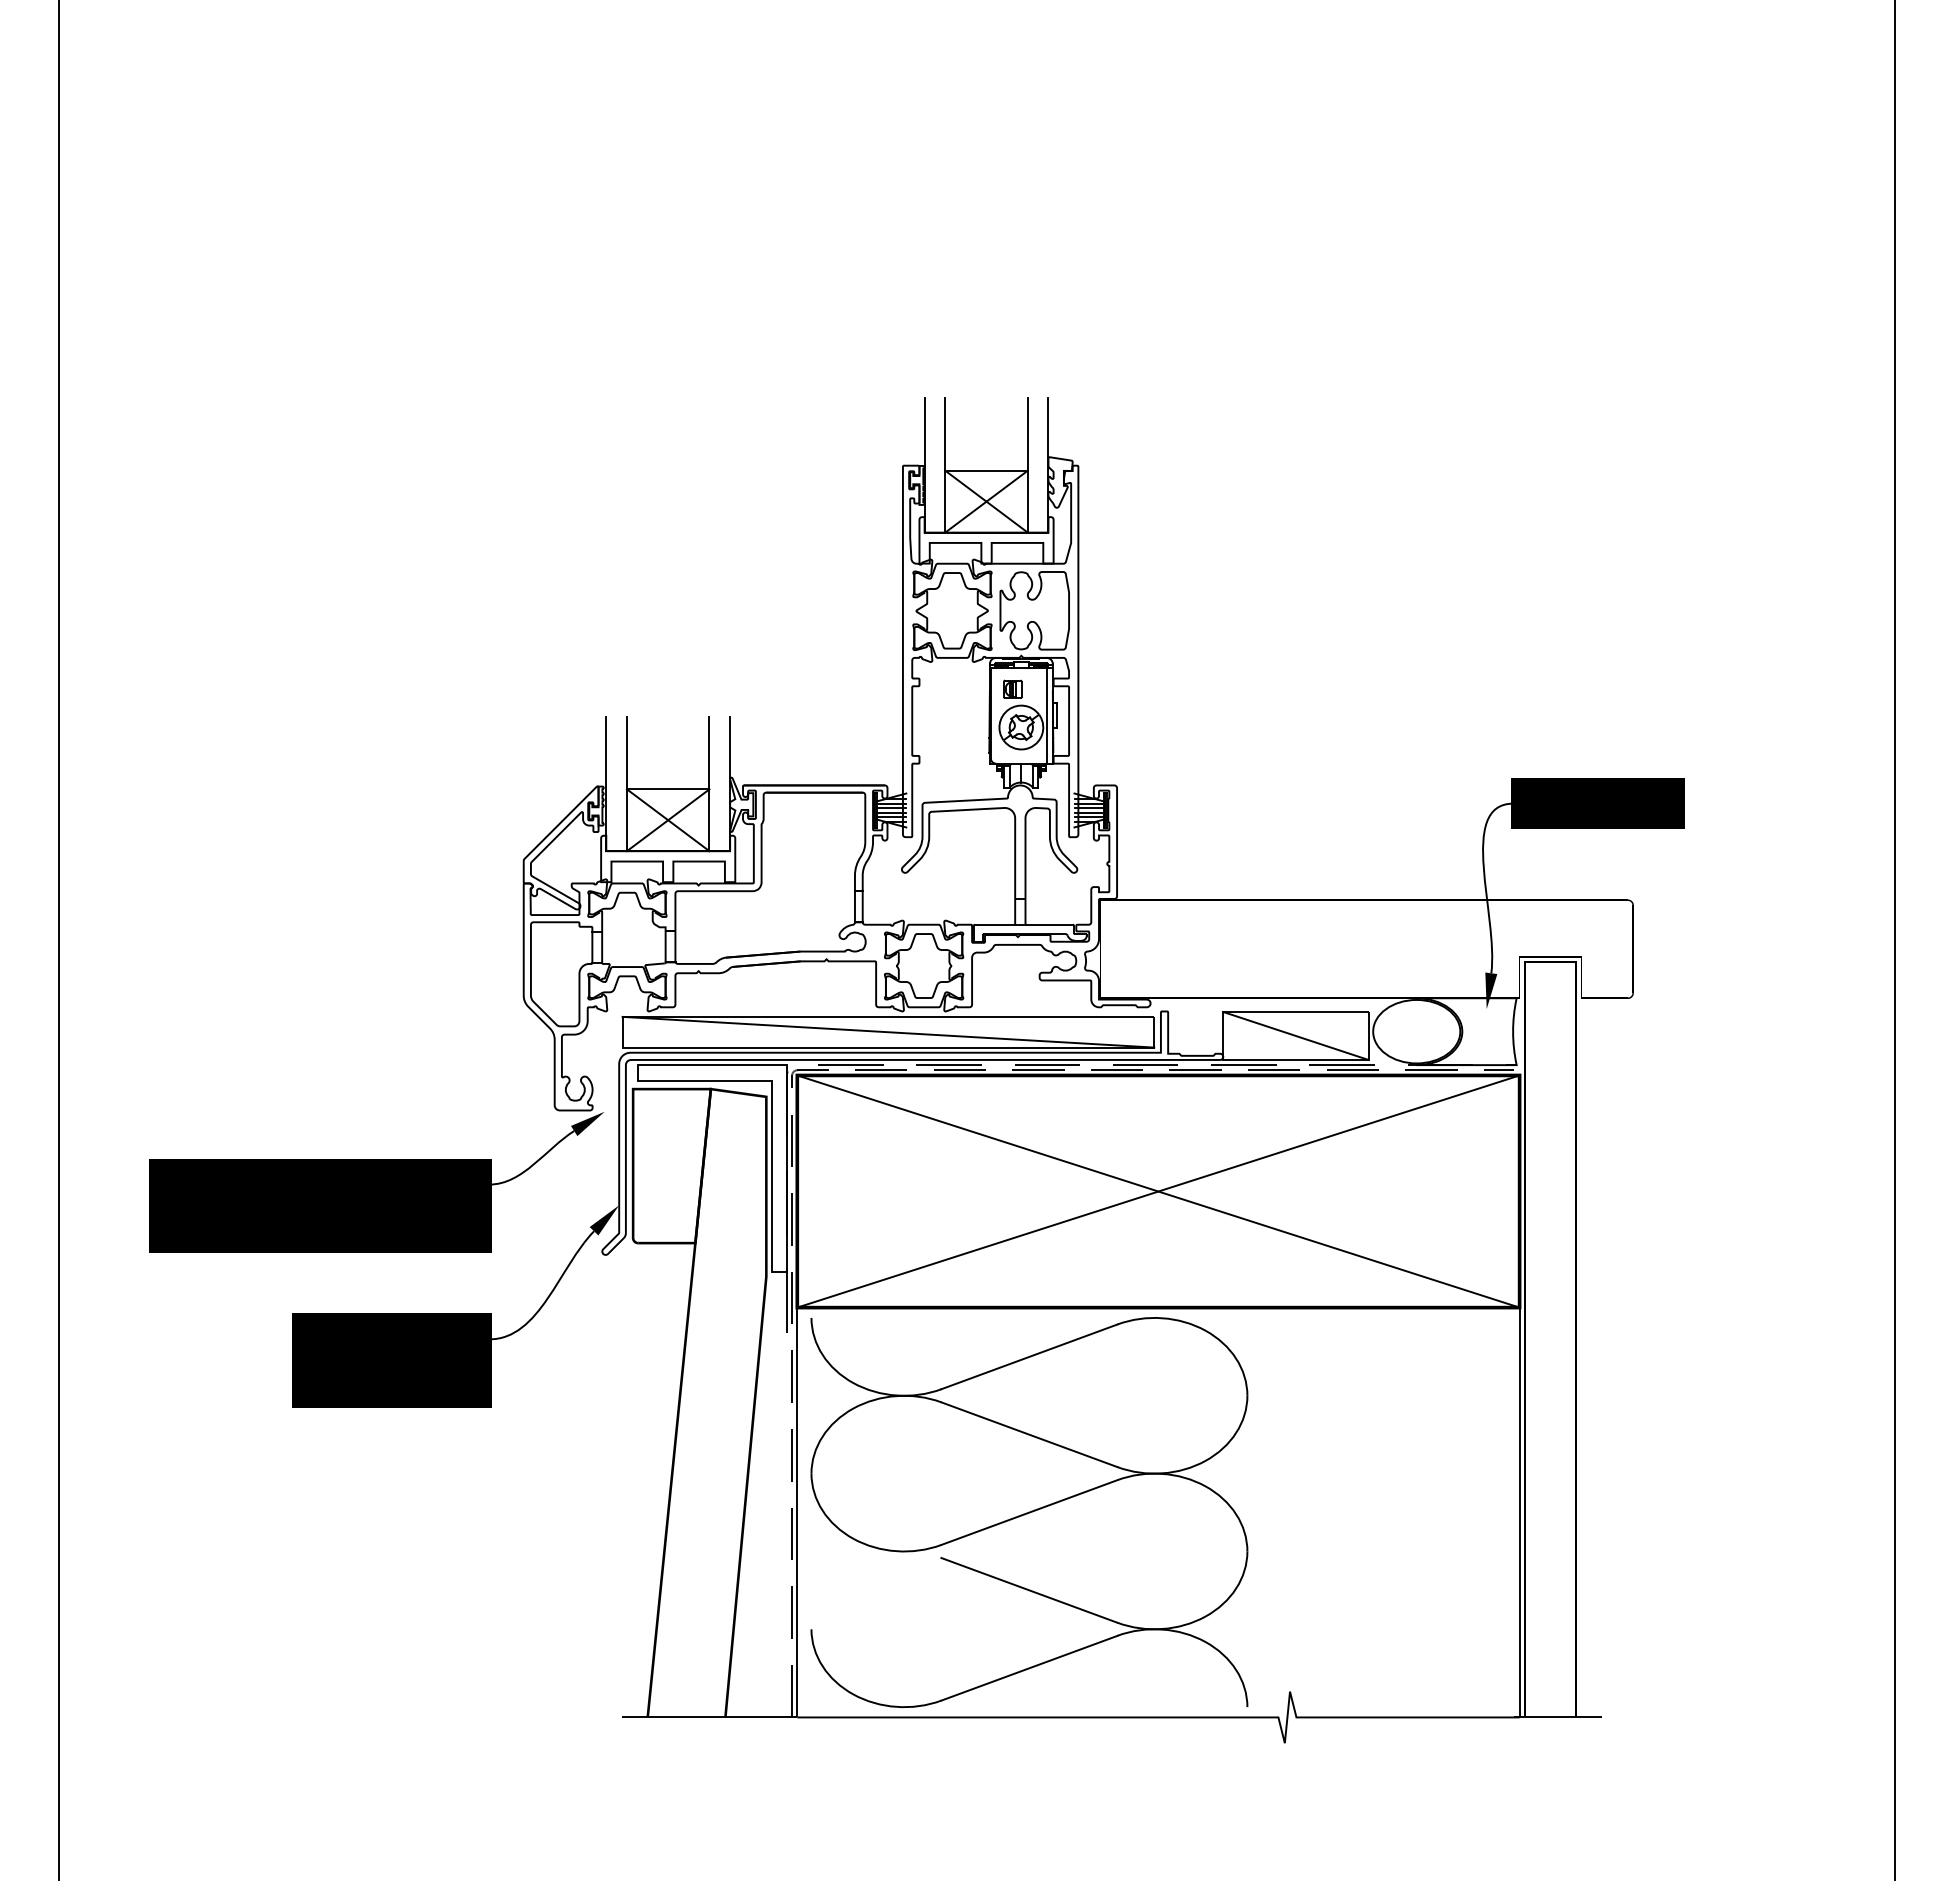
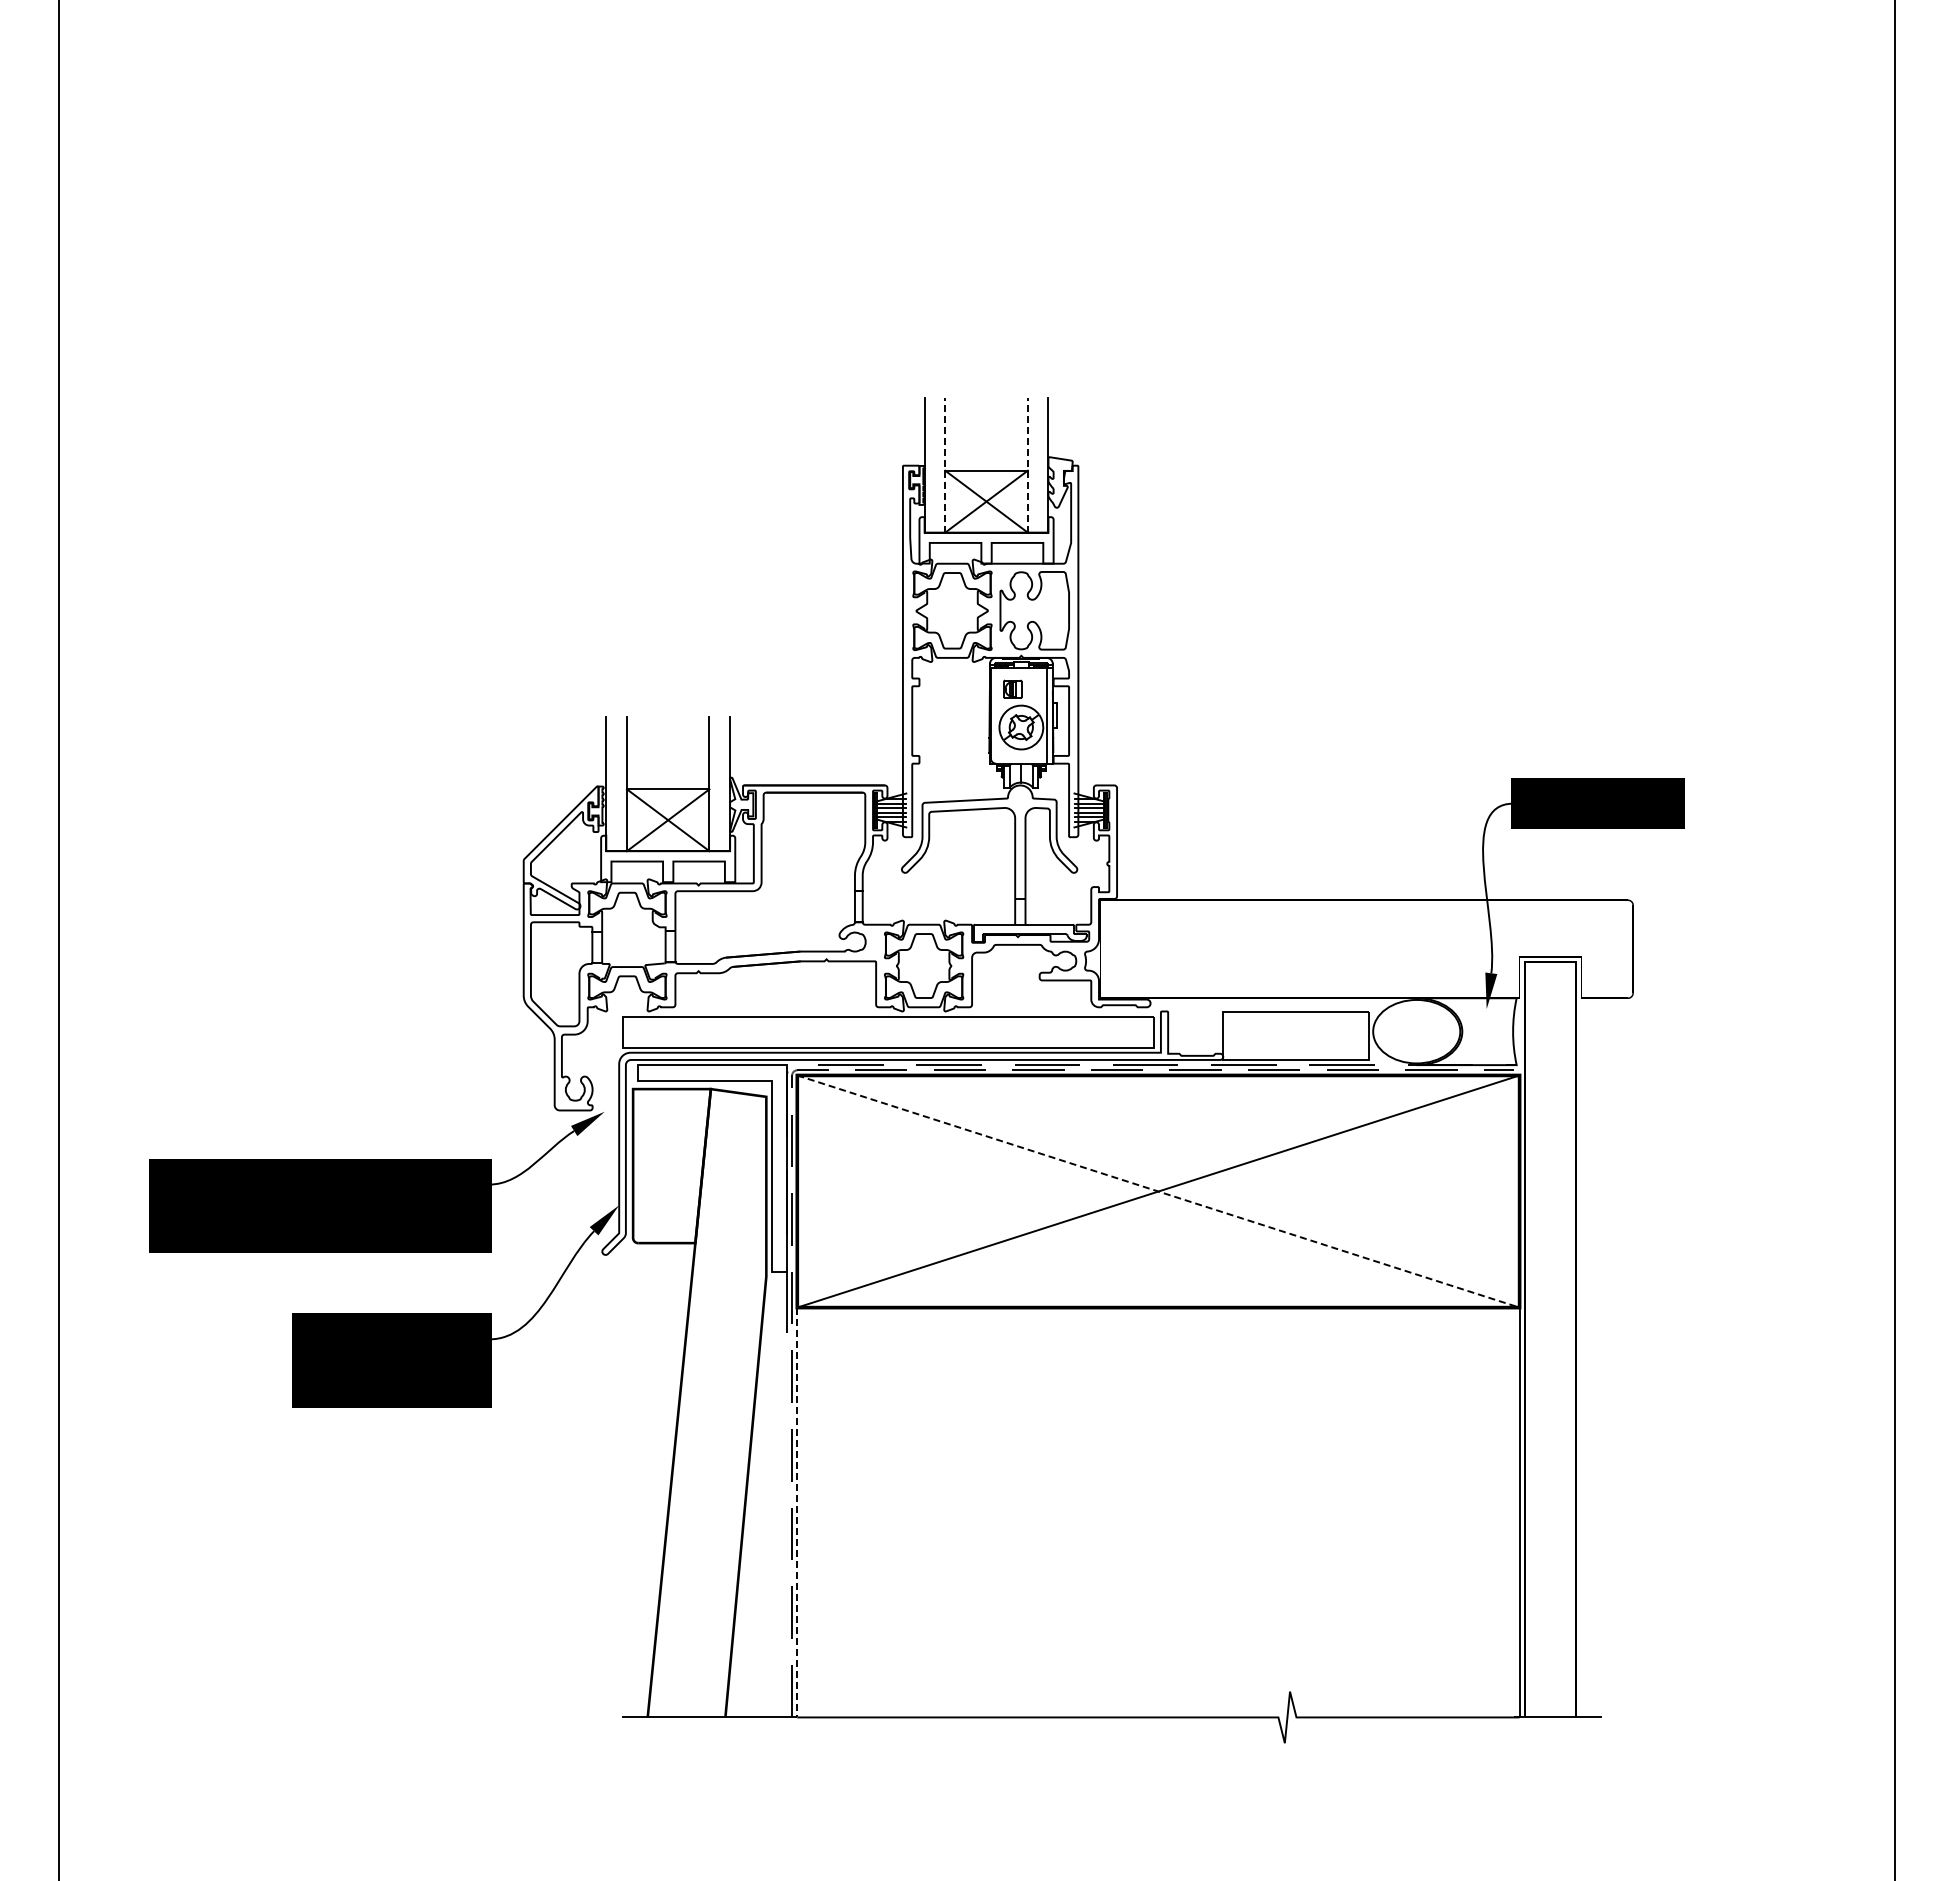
line: solid -> dashed (945, 465)
line: solid -> dashed (1027, 465)
line: present -> none (888, 1031)
line: present -> none (1295, 1035)
line: solid -> dashed (1158, 1191)
line: solid -> dashed (797, 1512)
part: present -> none (1029, 1512)
